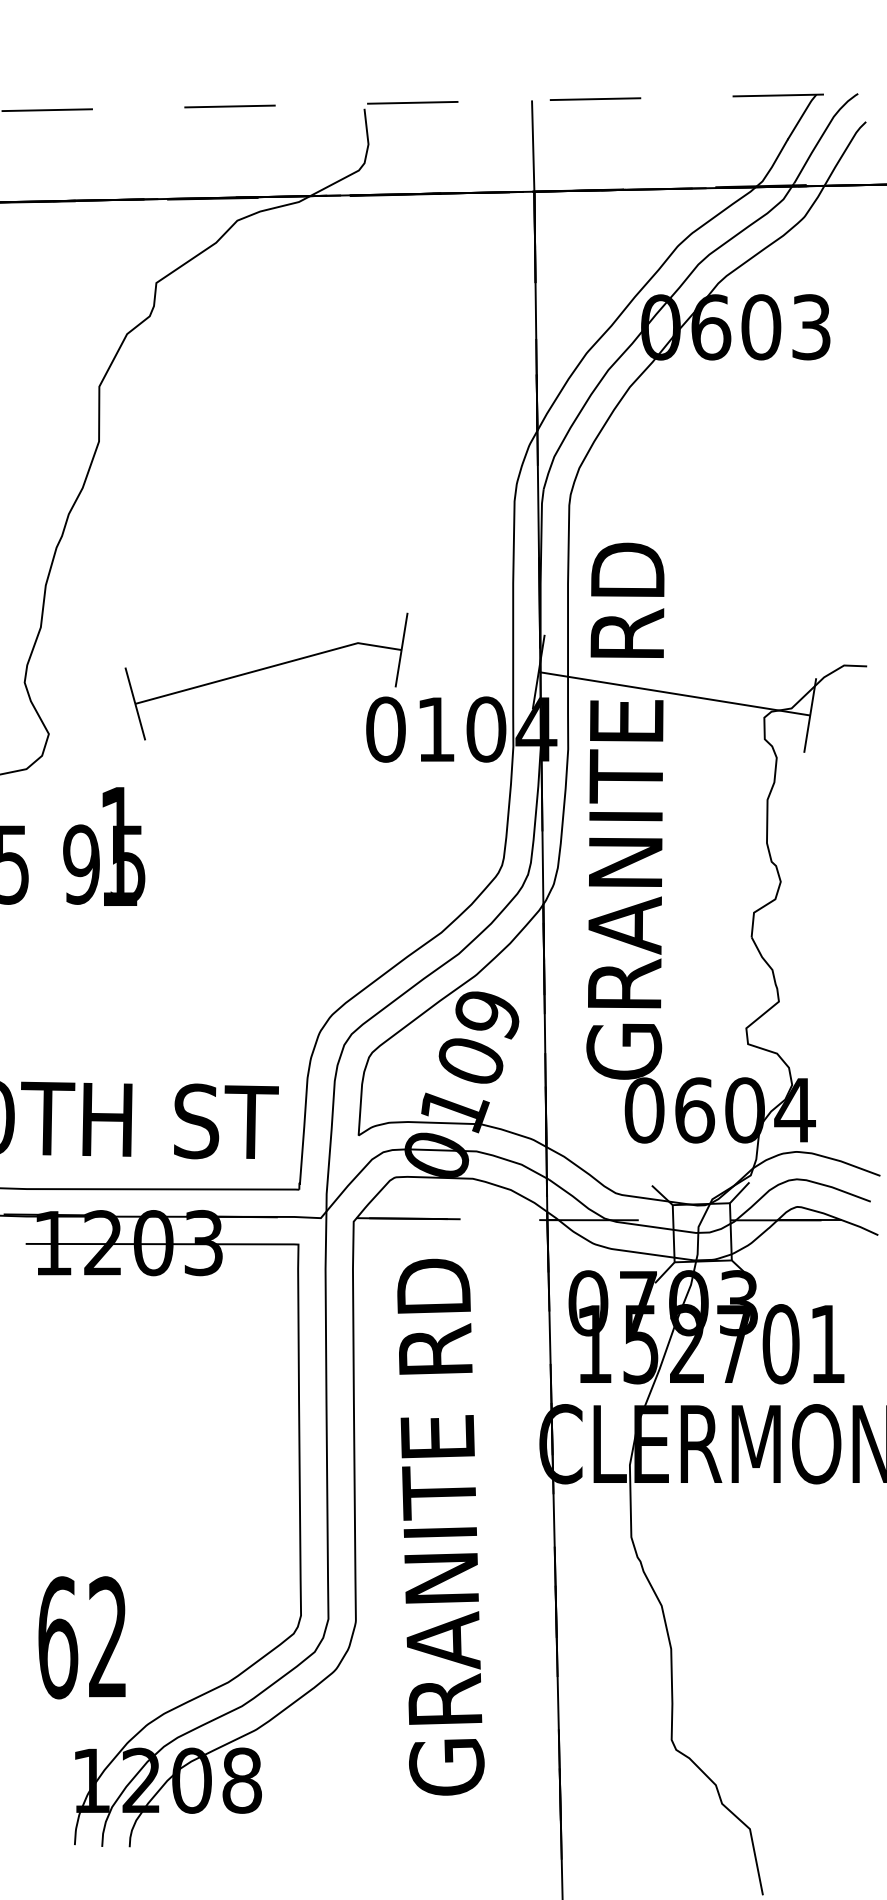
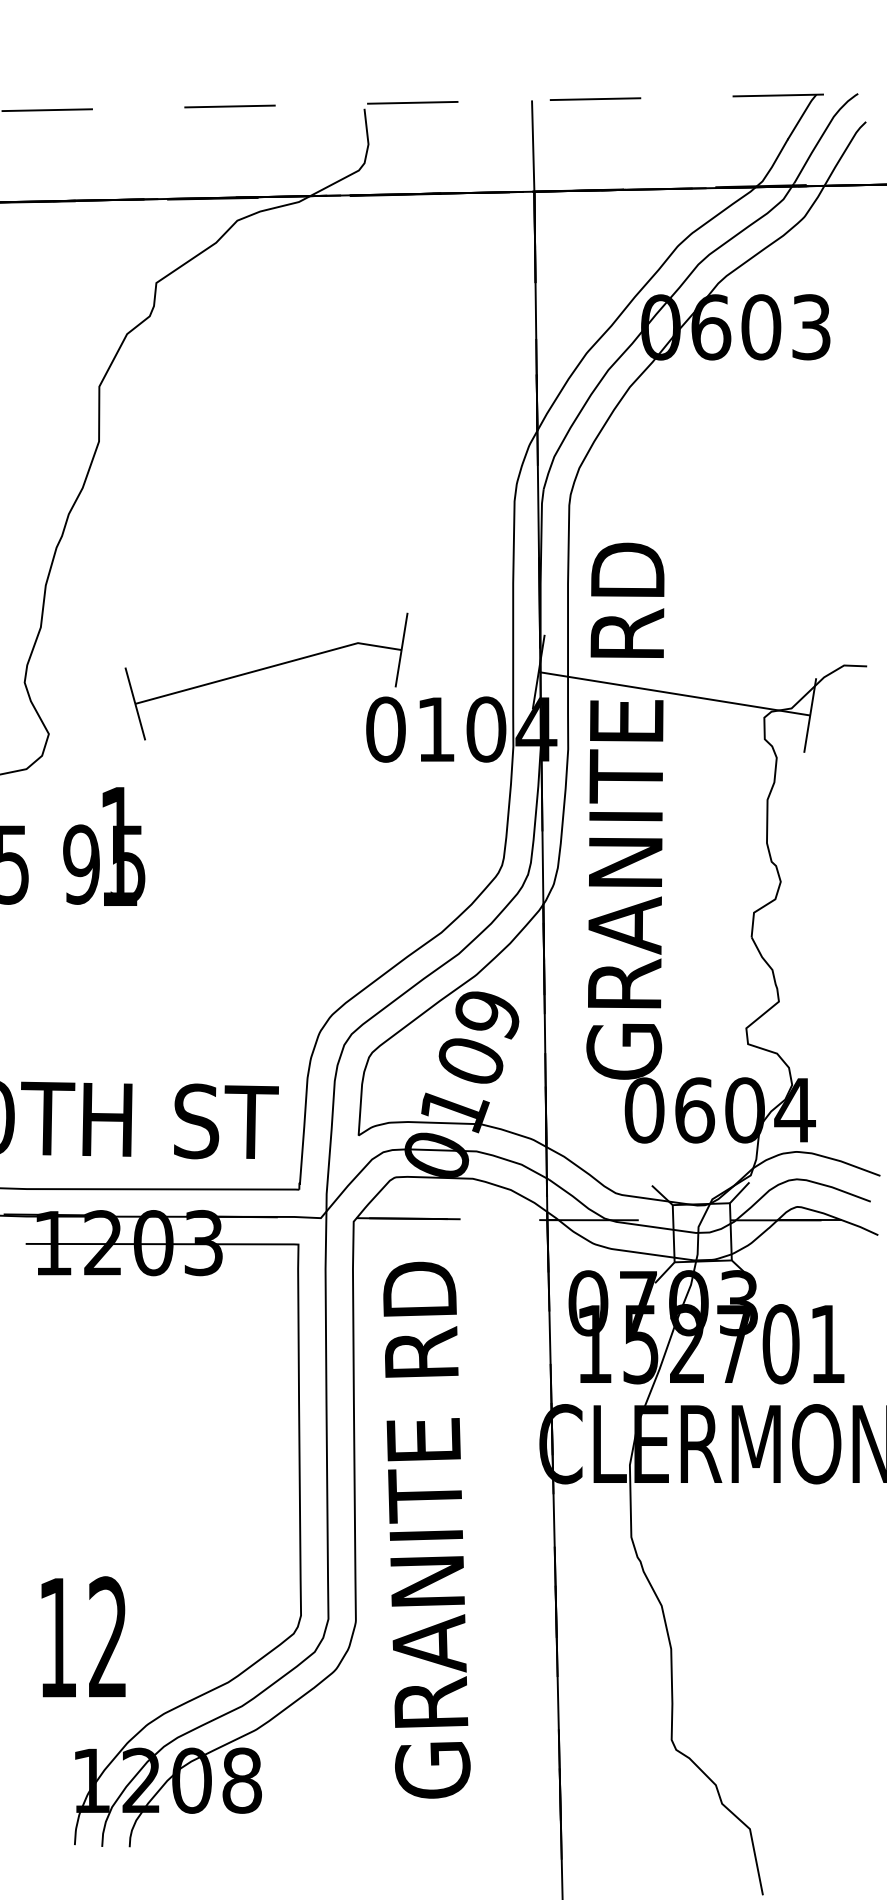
text position: (440, 1526) -> (426, 1529) (426, 1529)
text: 62 -> 12 (58, 1637)
